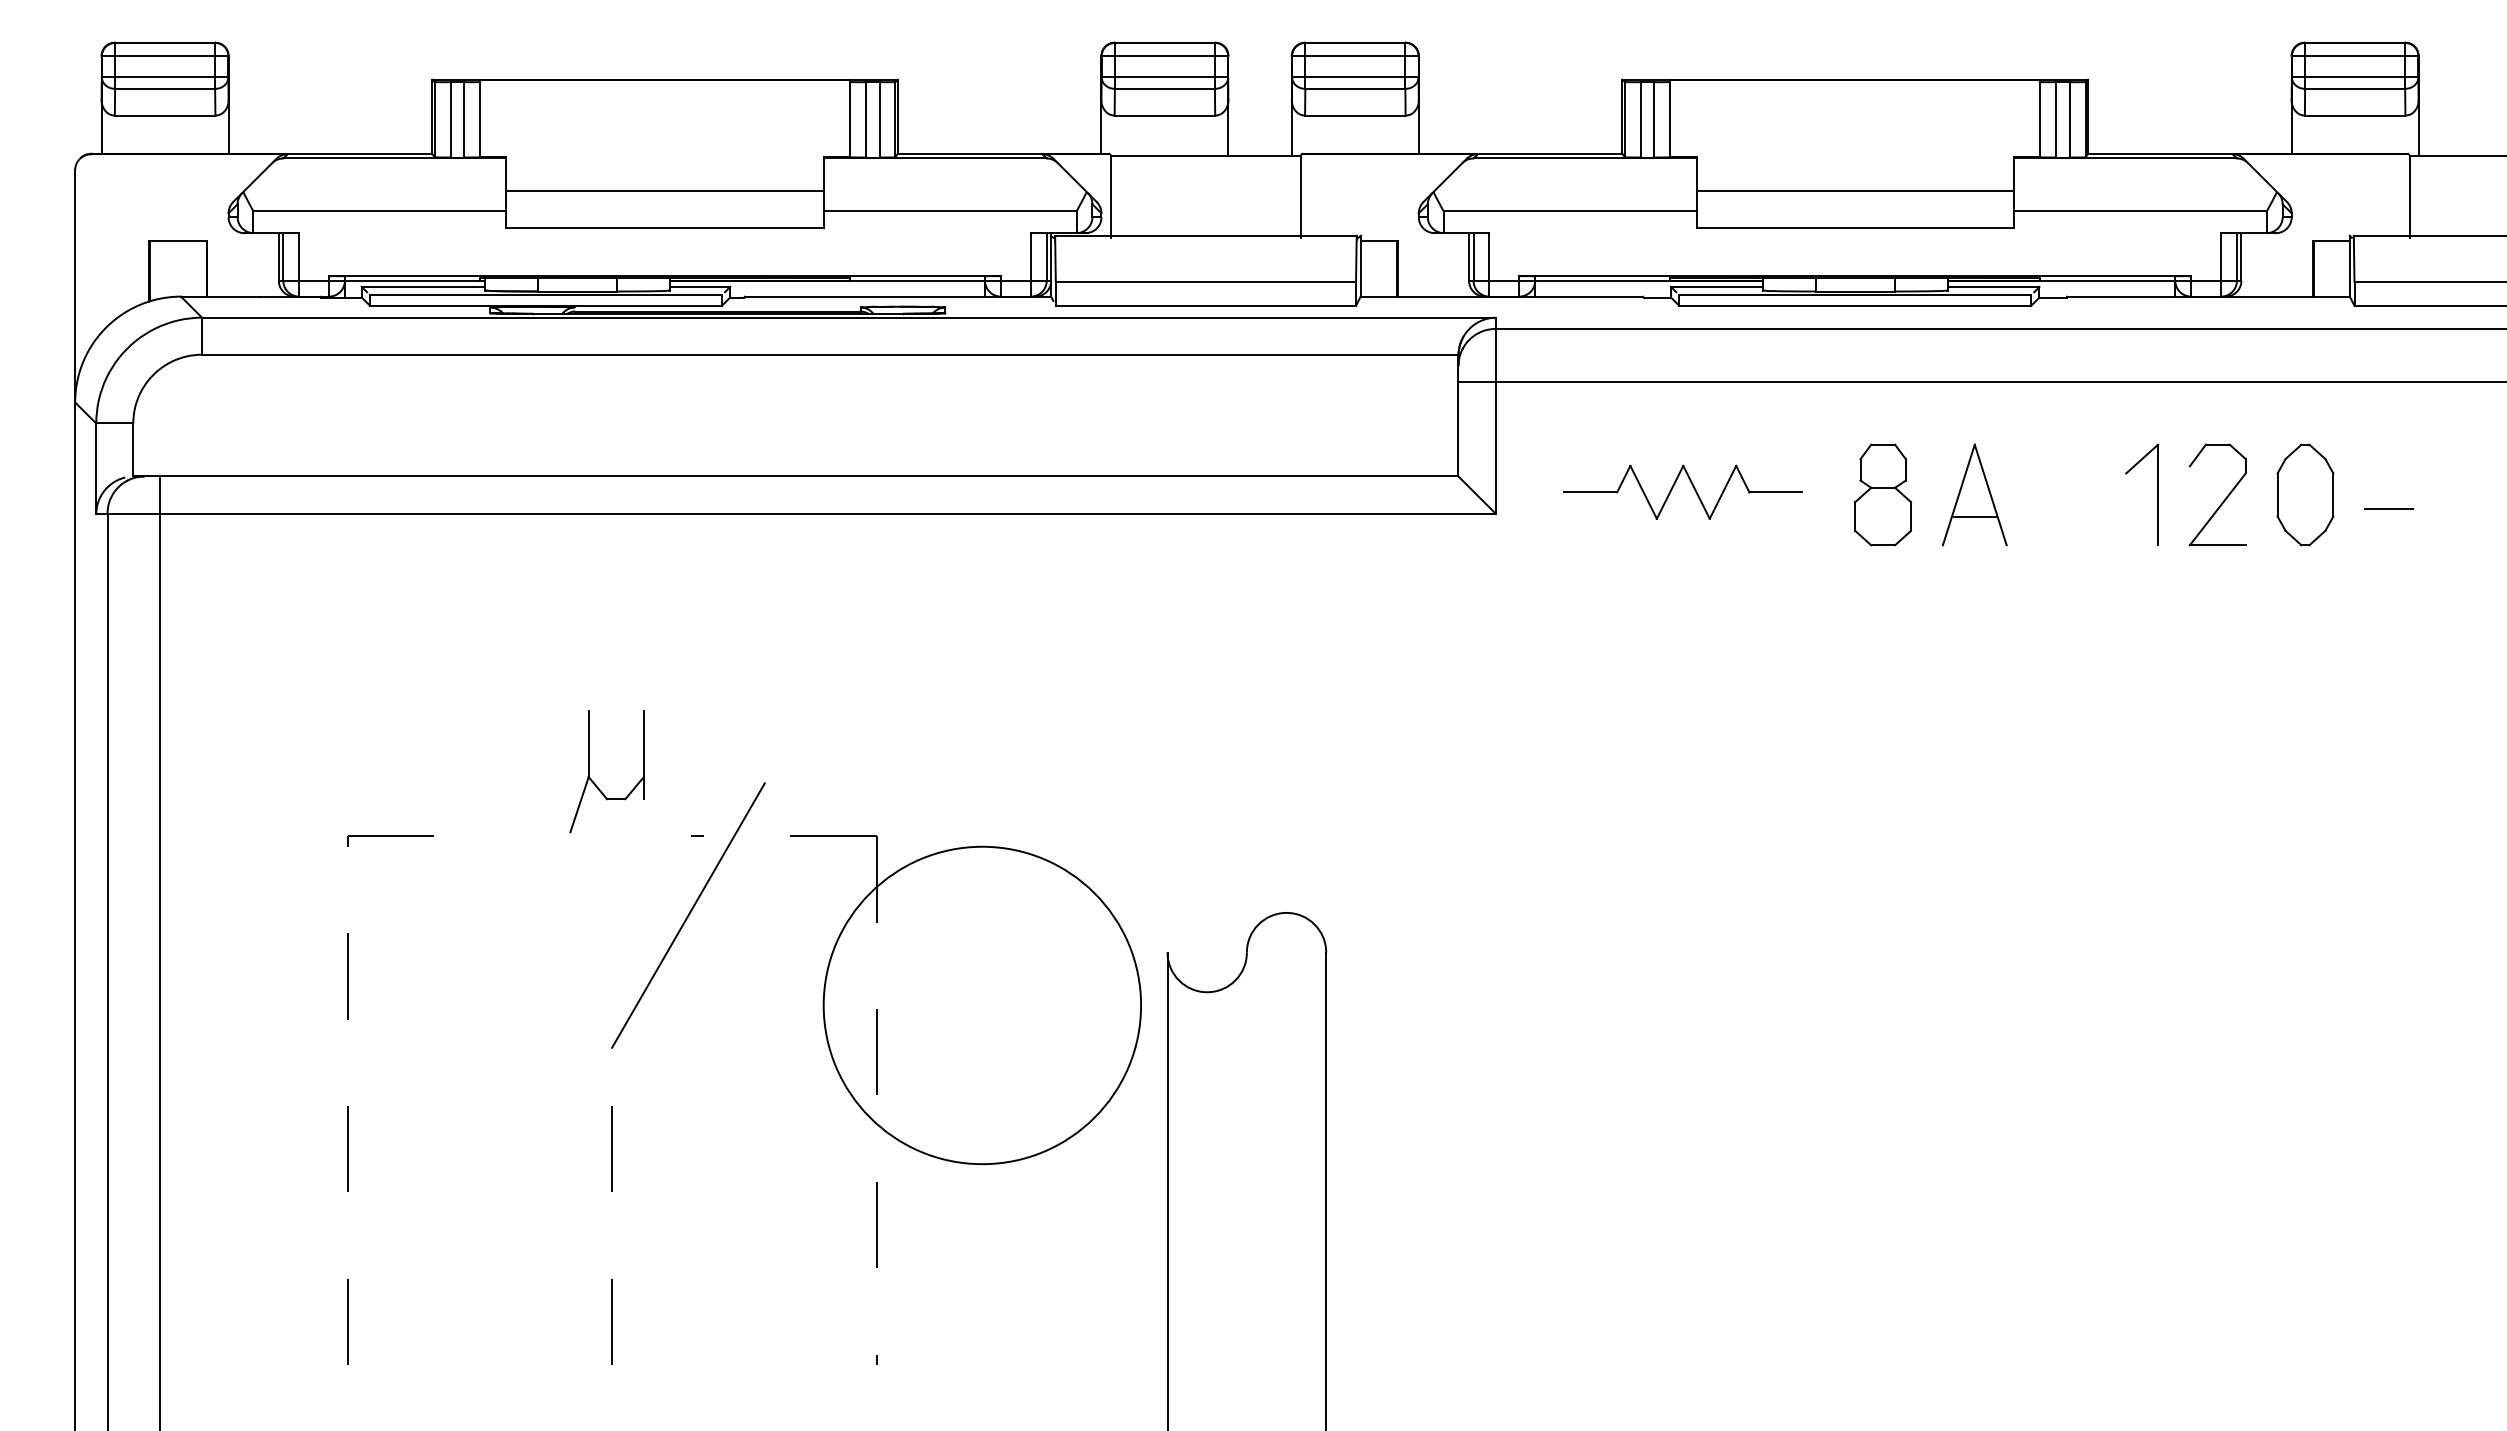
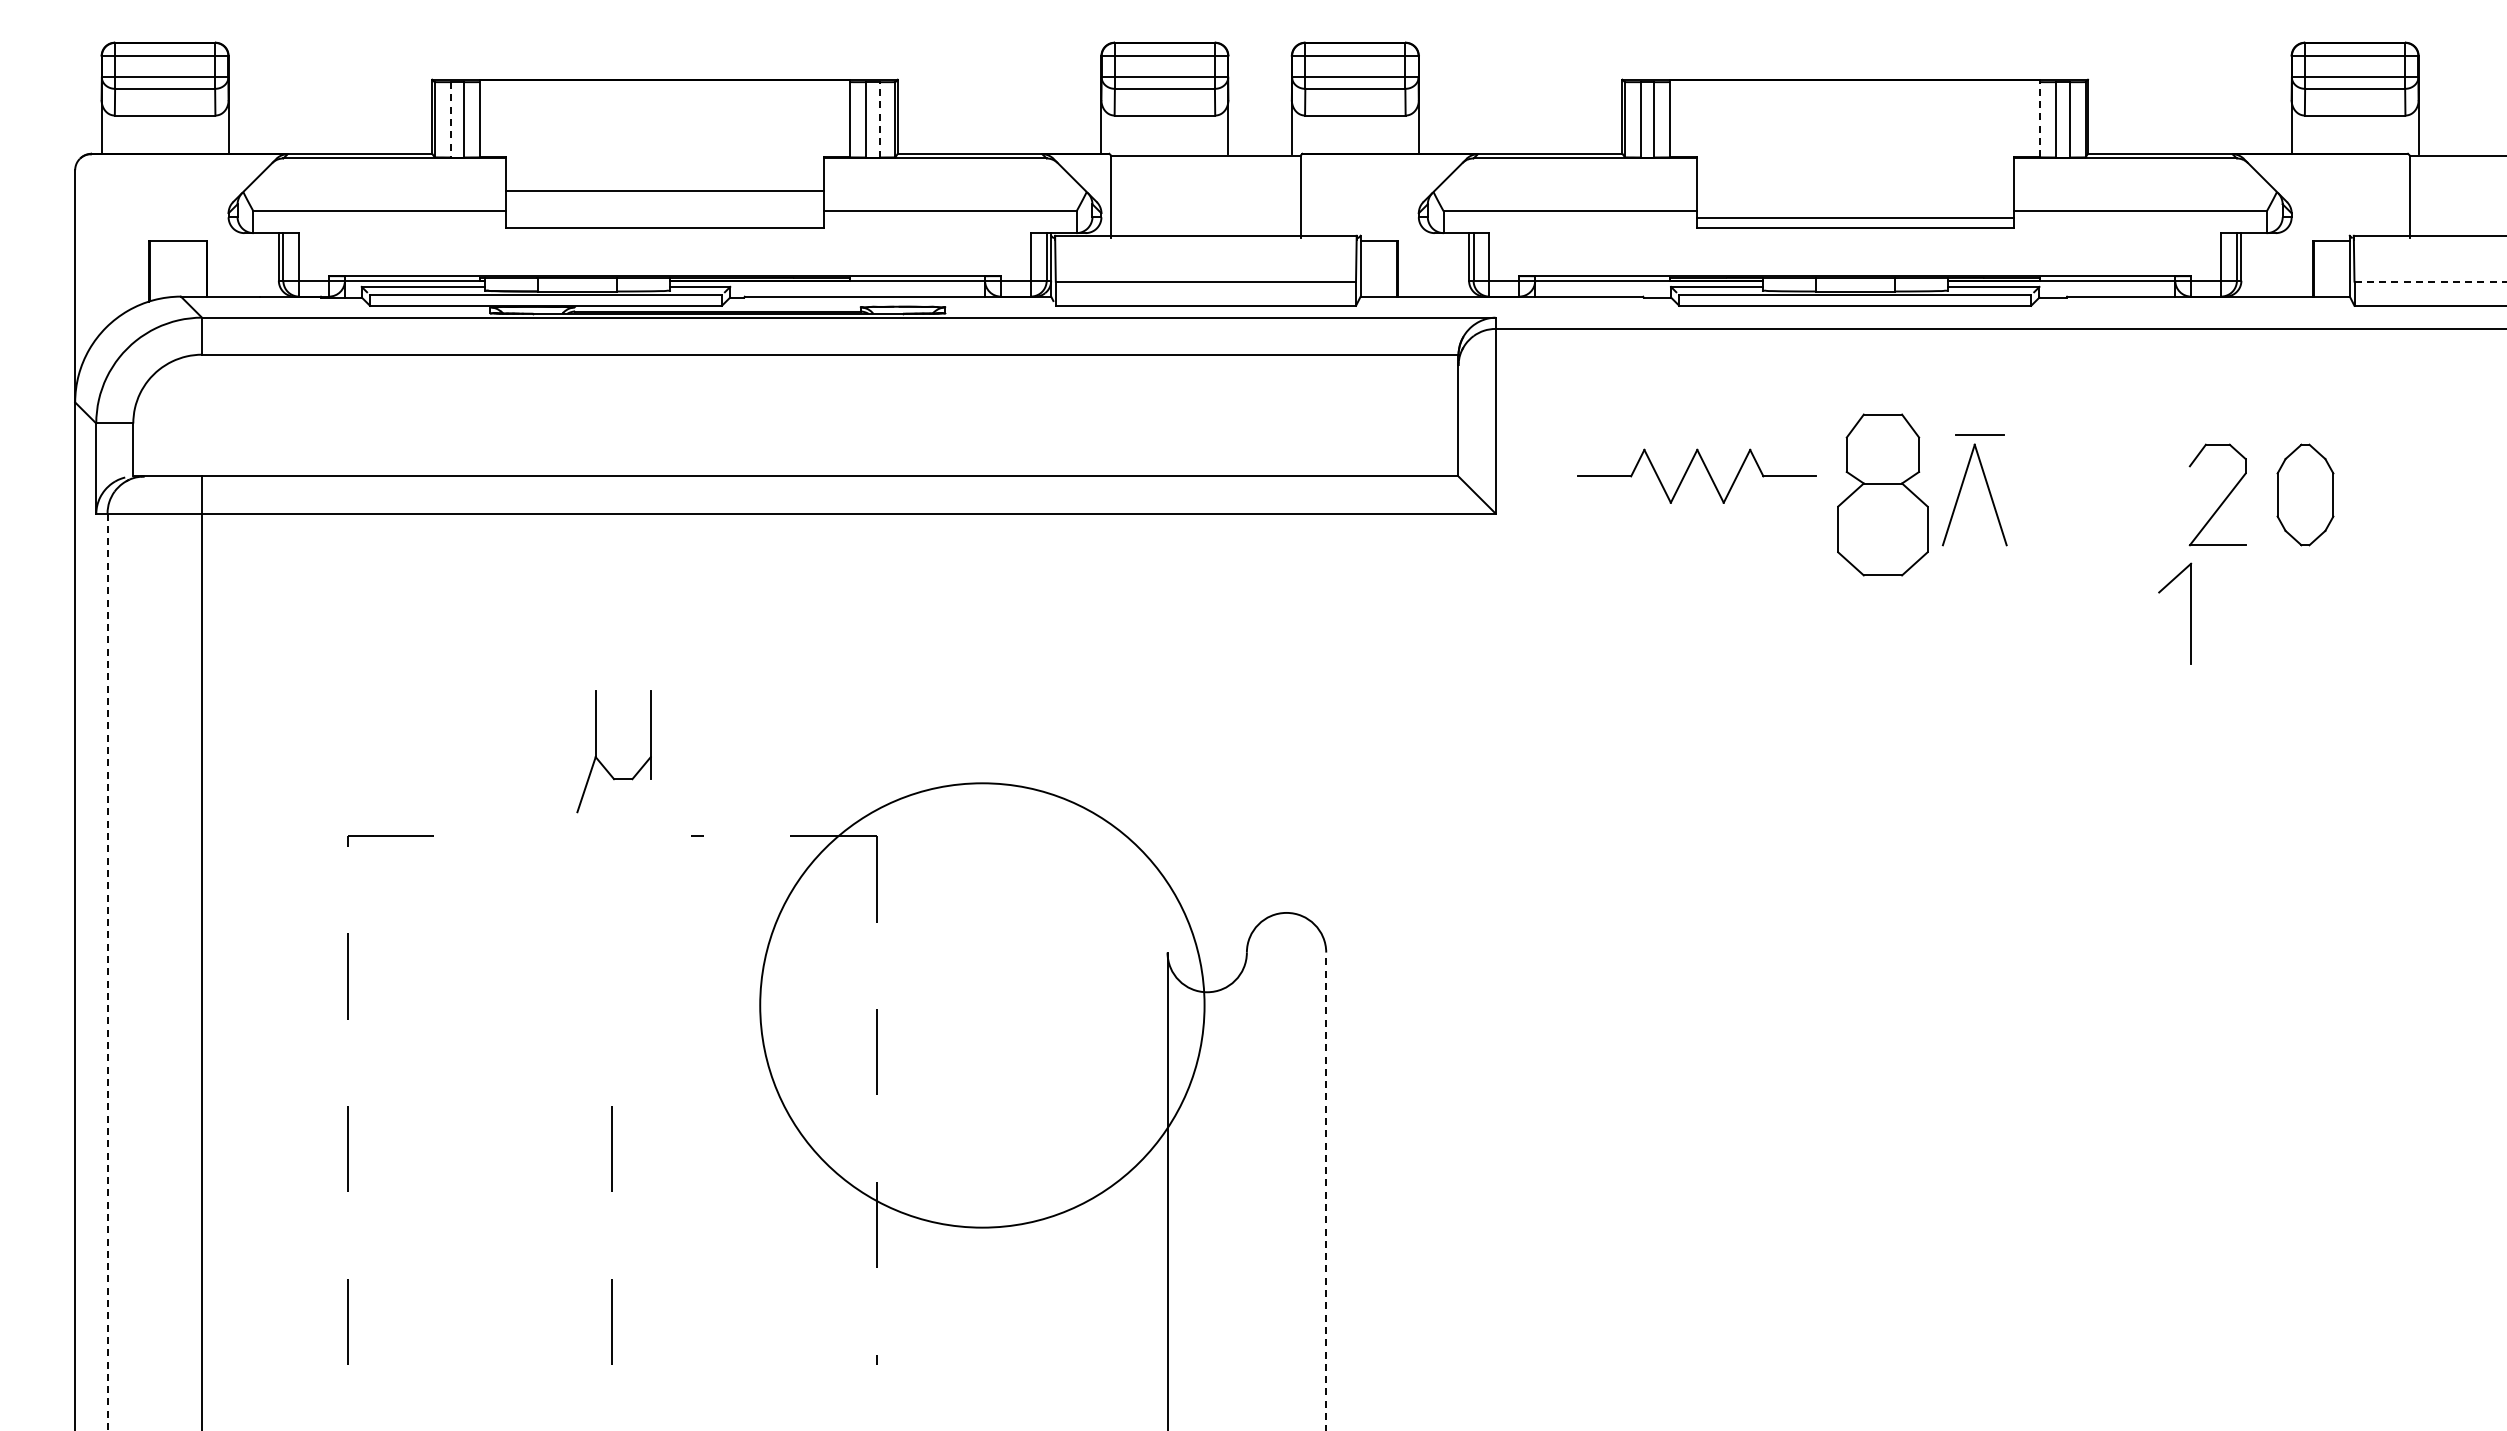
line: solid -> dashed (2040, 118)
line: solid -> dashed (450, 119)
line: solid -> dashed (879, 119)
line position: (1854, 190) -> (1854, 217) (1854, 217)
line: solid -> dashed (2430, 281)
line: present -> none (1980, 381)
part position: (1673, 487) -> (1687, 471) (1687, 471)
part size: 59x104 px -> 92x164 px (1882, 494)
part position: (2157, 494) -> (2190, 613) (2190, 613)
line position: (2388, 508) -> (1979, 434) (1979, 434)
line: present -> none (1974, 516)
part position: (594, 782) -> (601, 762) (601, 762)
line: present -> none (688, 915)
line position: (160, 951) -> (202, 951) (202, 951)
line: solid -> dashed (107, 972)
circle diameter: 317 px -> 444 px (982, 1005)
line: solid -> dashed (1326, 1191)
